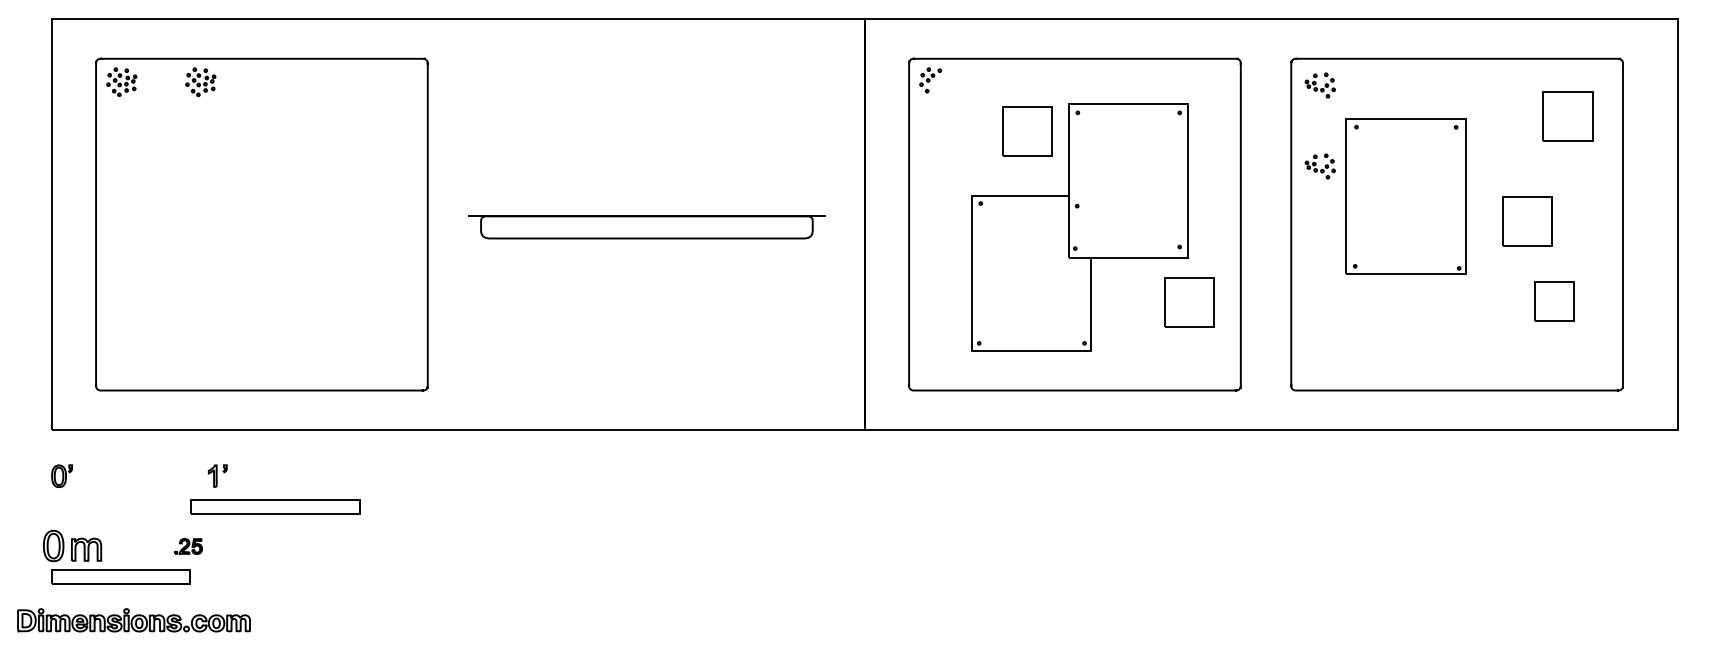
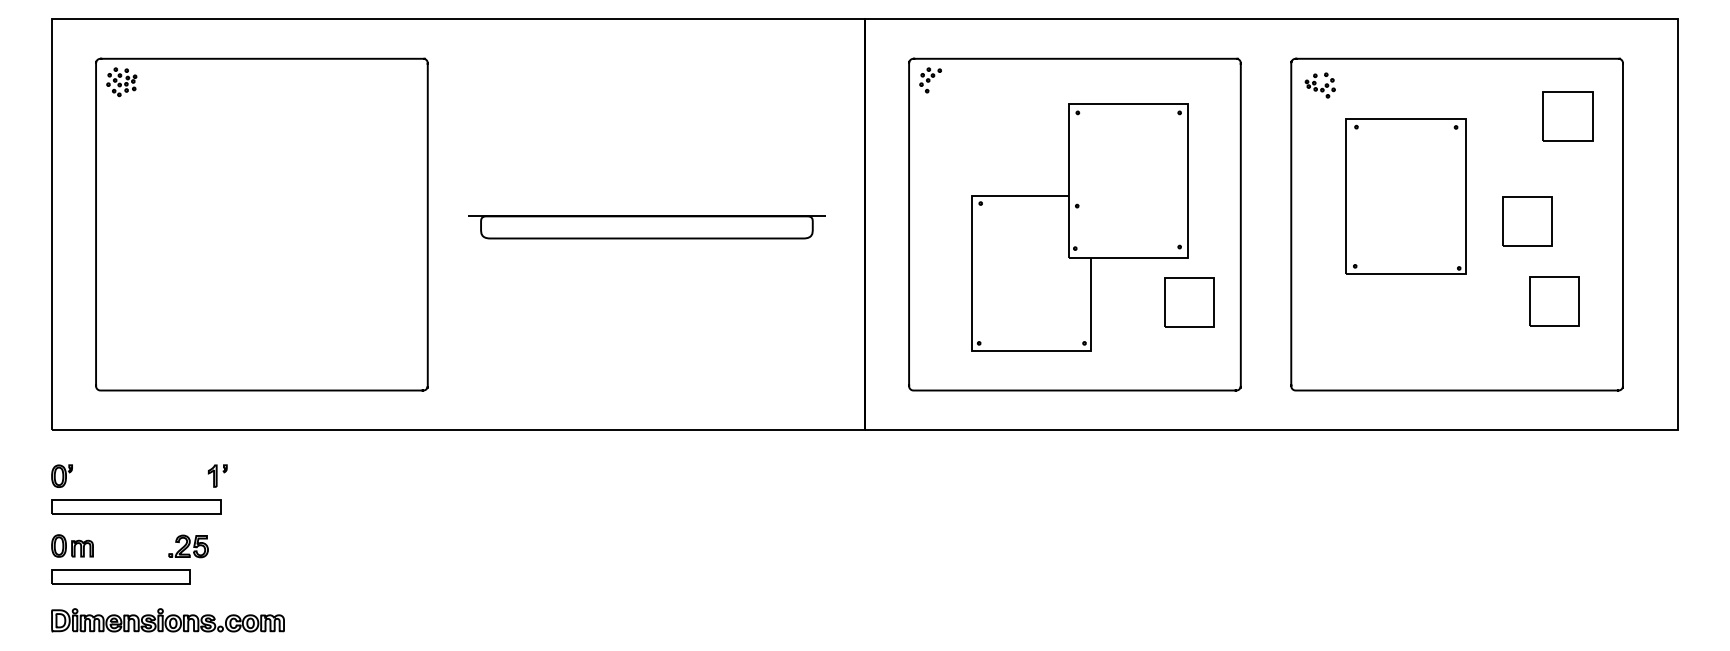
part: present -> none (200, 82)
part: present -> none (1027, 131)
part: present -> none (1319, 166)
part size: 41x41 px -> 51x51 px (1554, 301)
part position: (275, 506) -> (136, 506) (136, 506)
part size: 60x34 px -> 43x24 px (72, 545)
part size: 29x17 px -> 41x25 px (188, 546)
part position: (133, 620) -> (167, 620) (167, 620)
